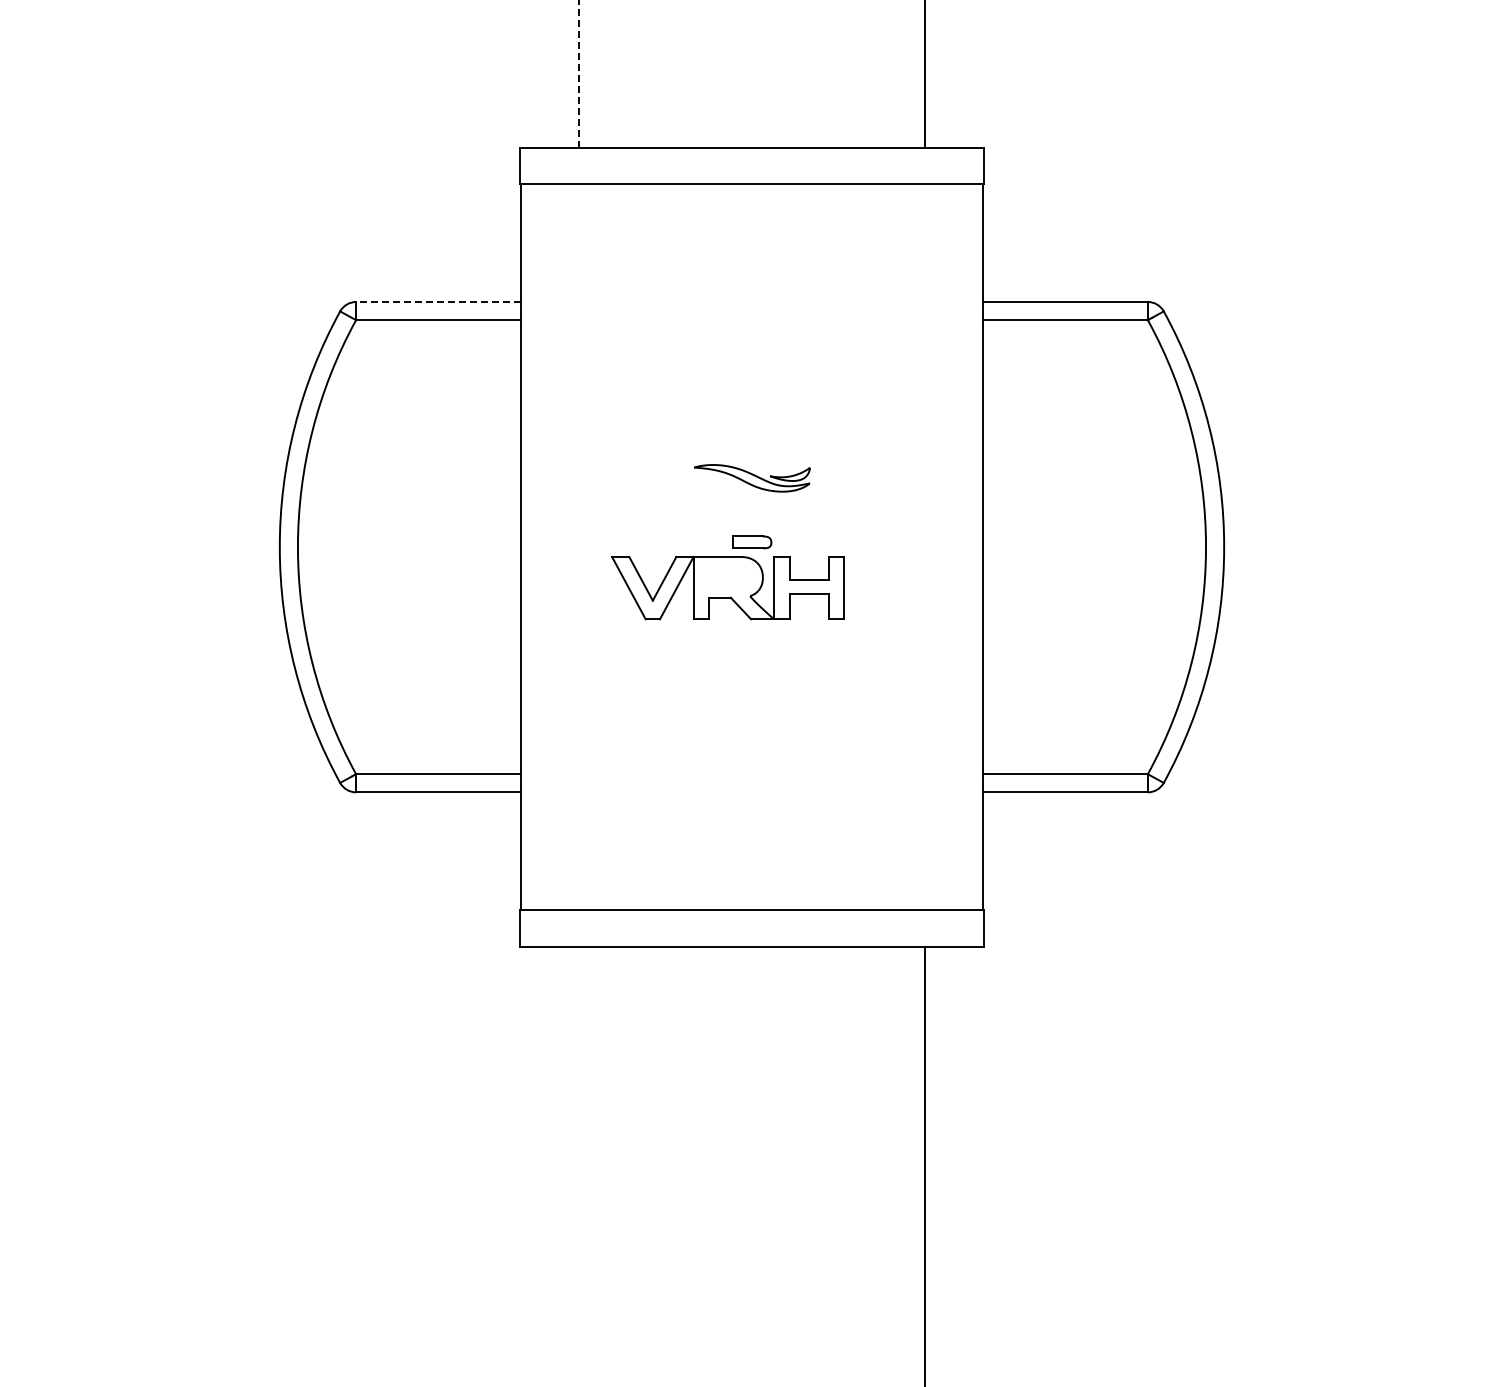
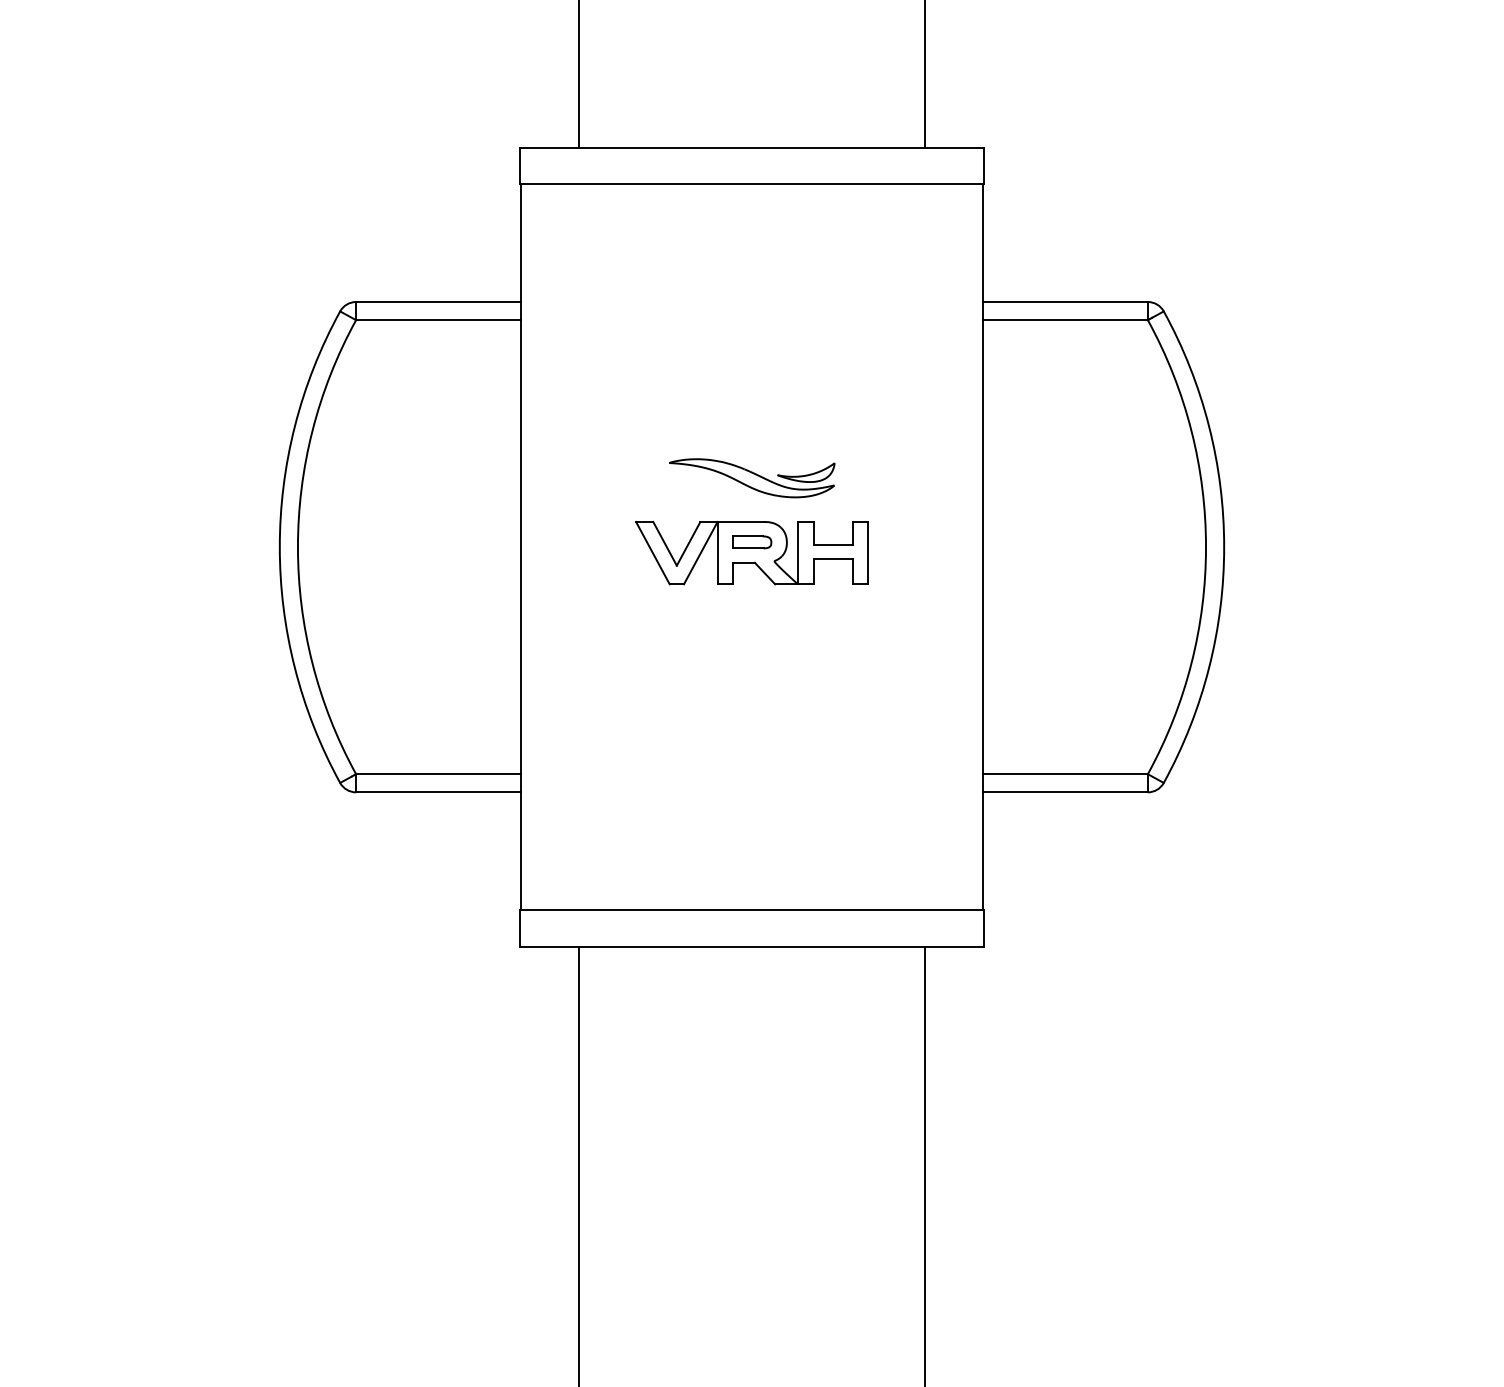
line: dashed -> solid (579, 73)
line: dashed -> solid (438, 302)
part size: 117x29 px -> 167x41 px (752, 478)
part position: (727, 588) -> (751, 553) (751, 553)
line: none -> present (579, 1164)
